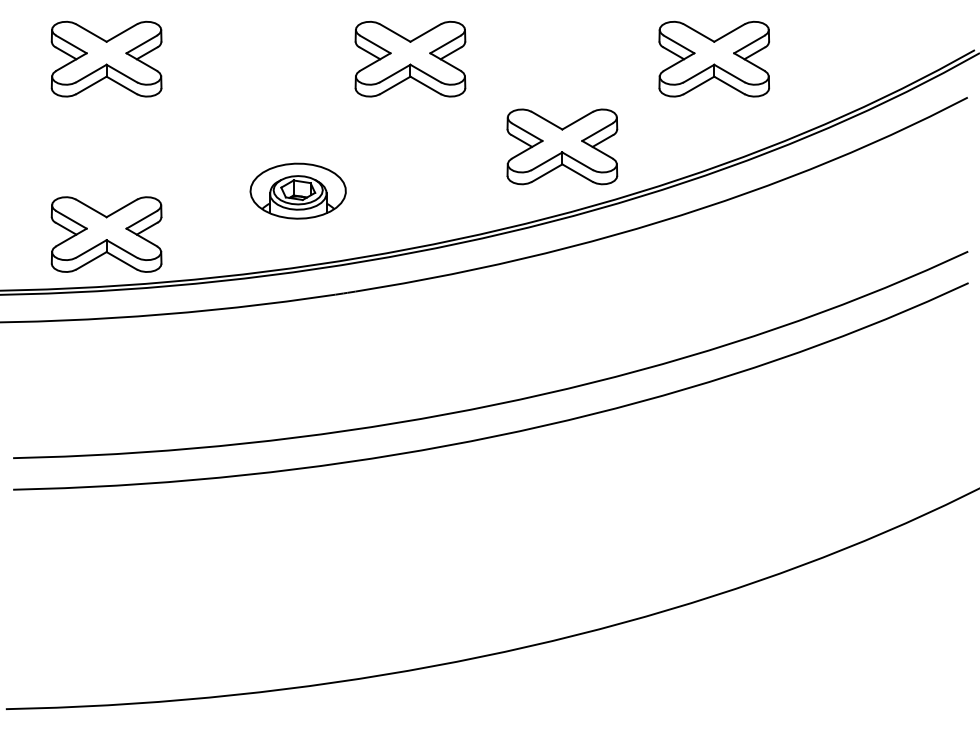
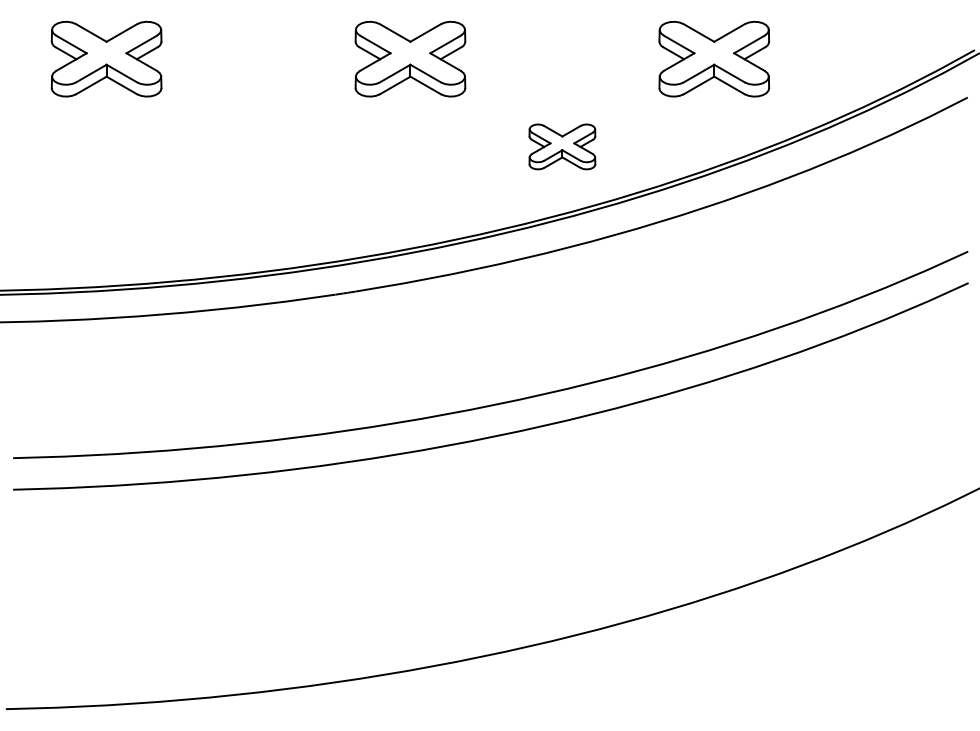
part size: 113x78 px -> 69x48 px (562, 146)
part: present -> none (297, 190)
part: present -> none (106, 234)
